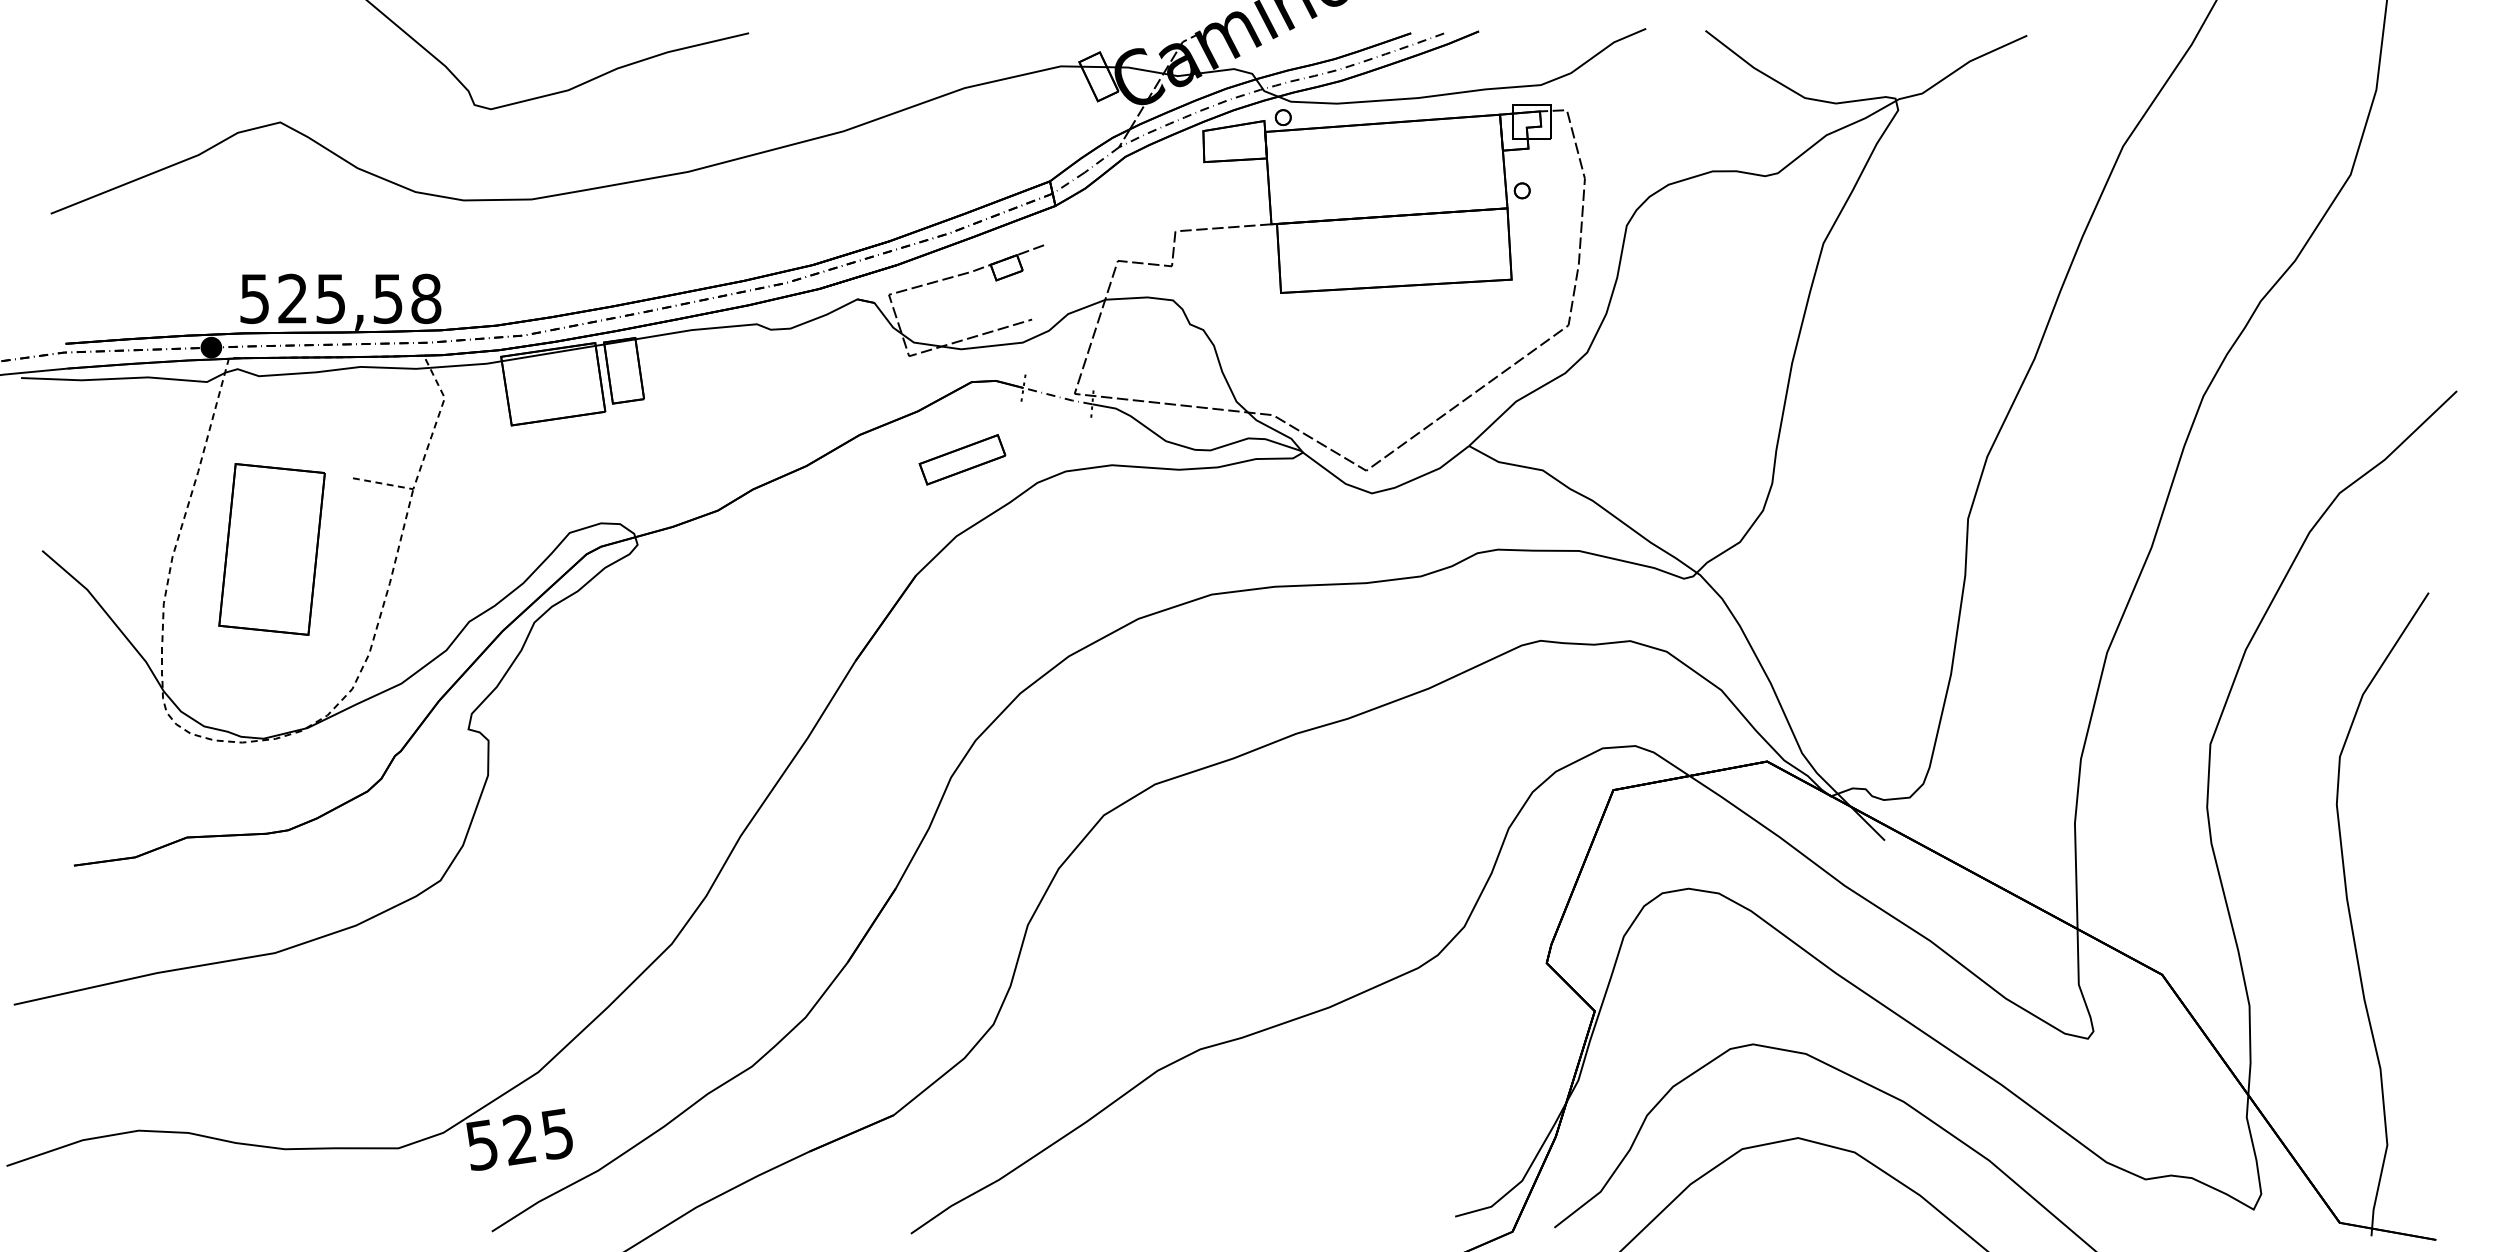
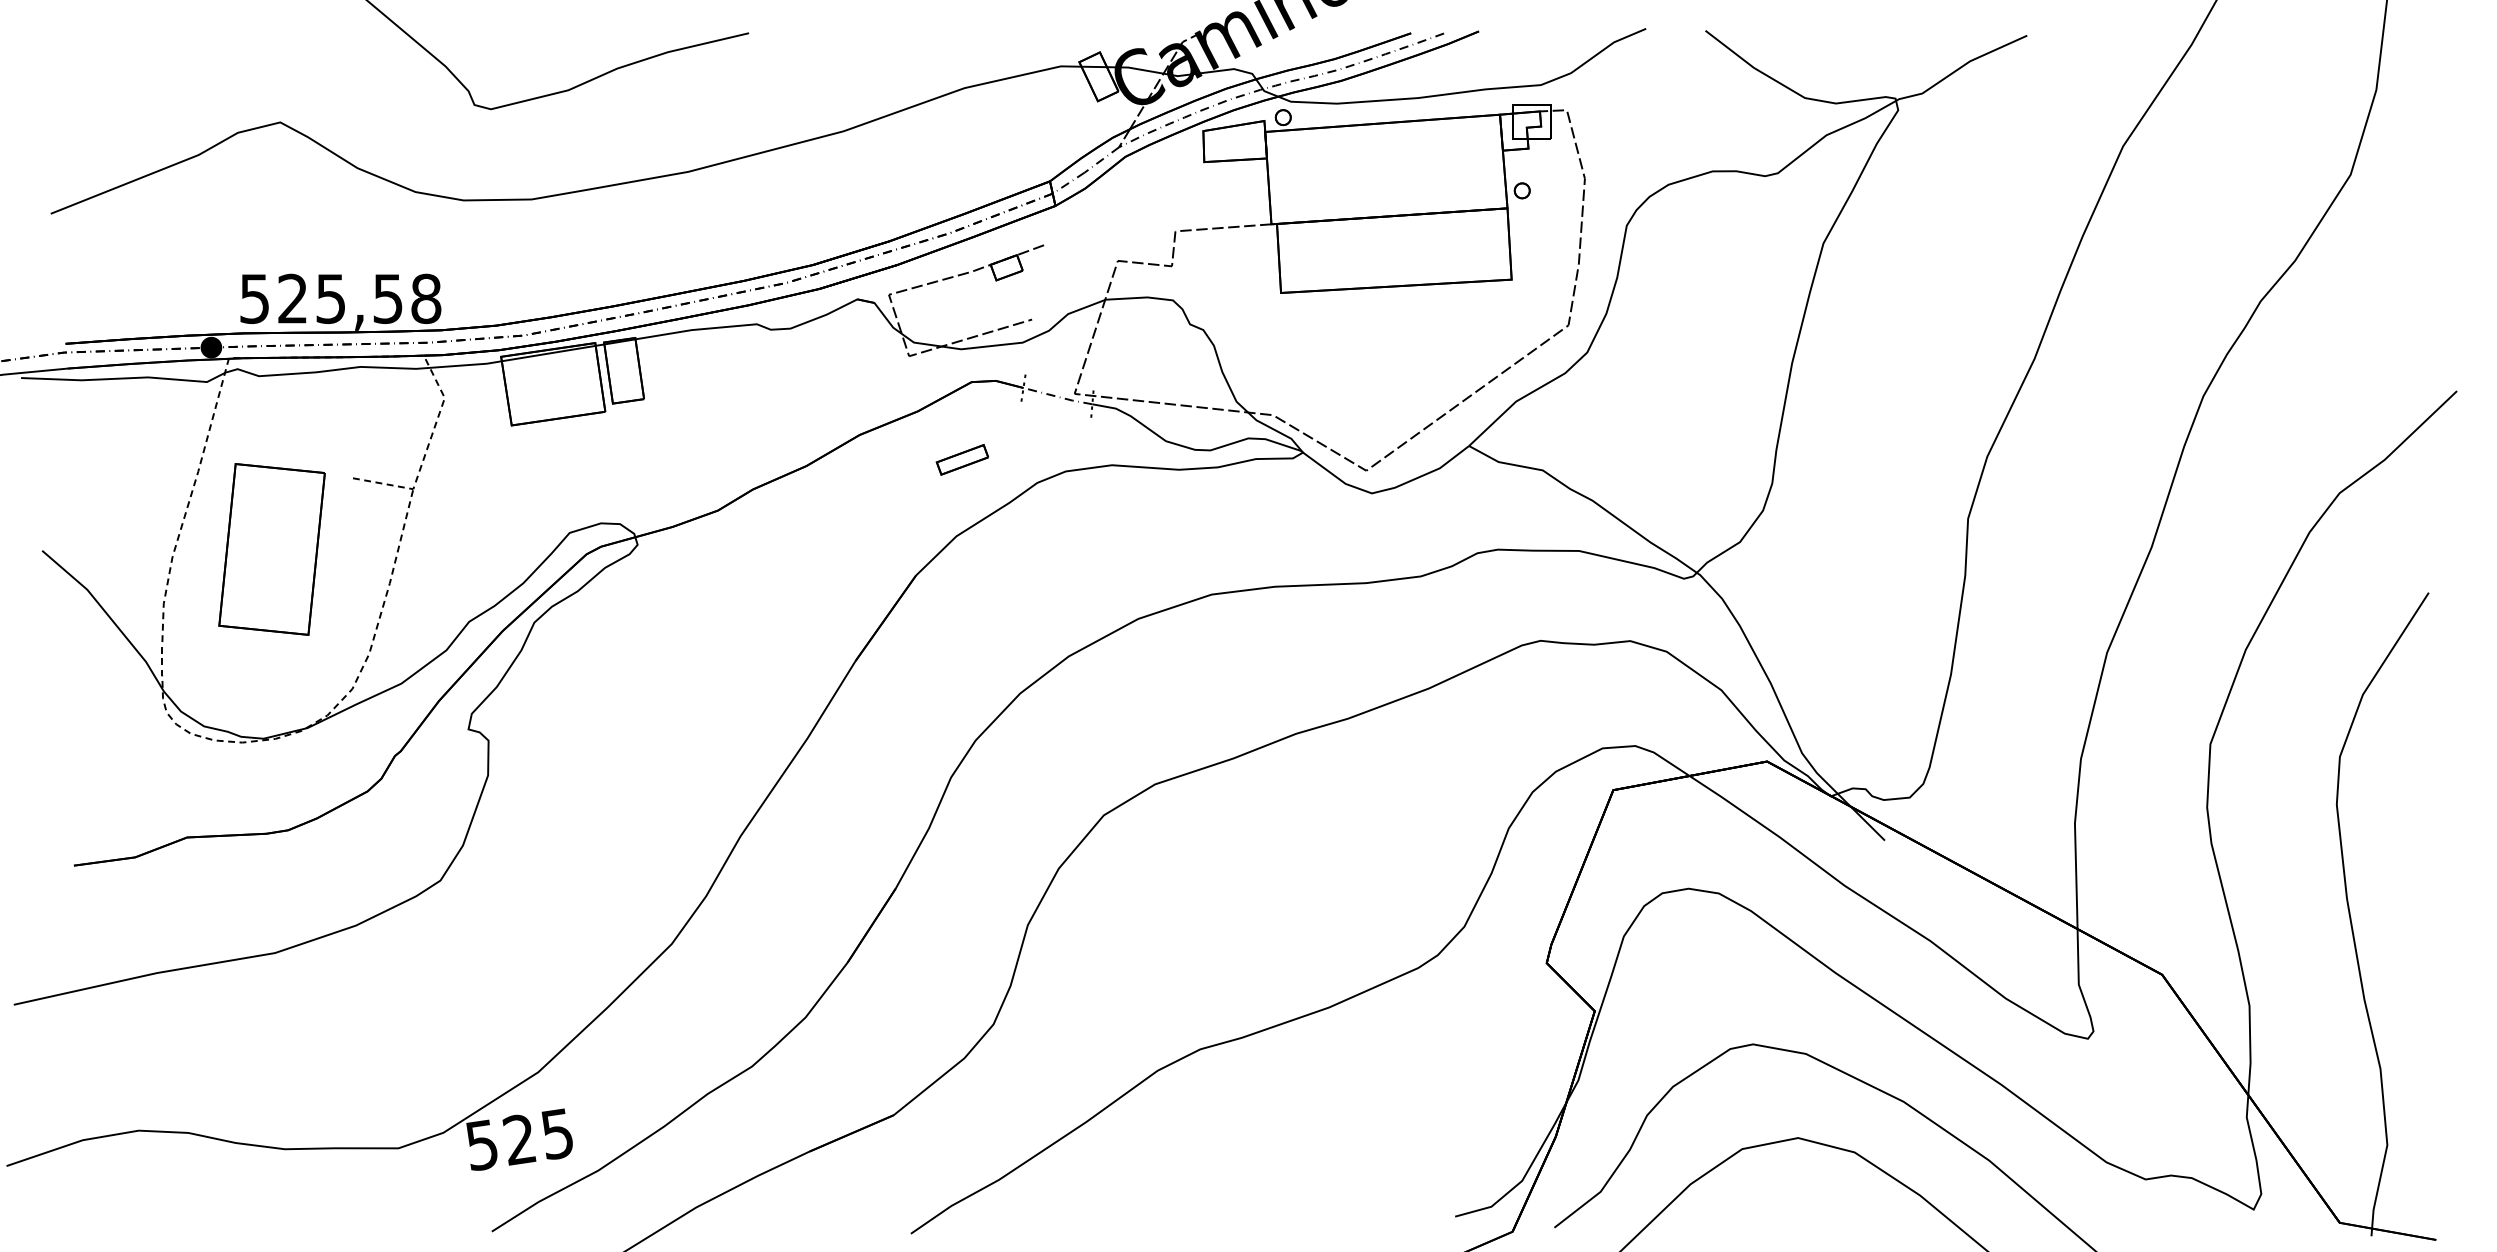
part size: 89x52 px -> 54x32 px (961, 459)
